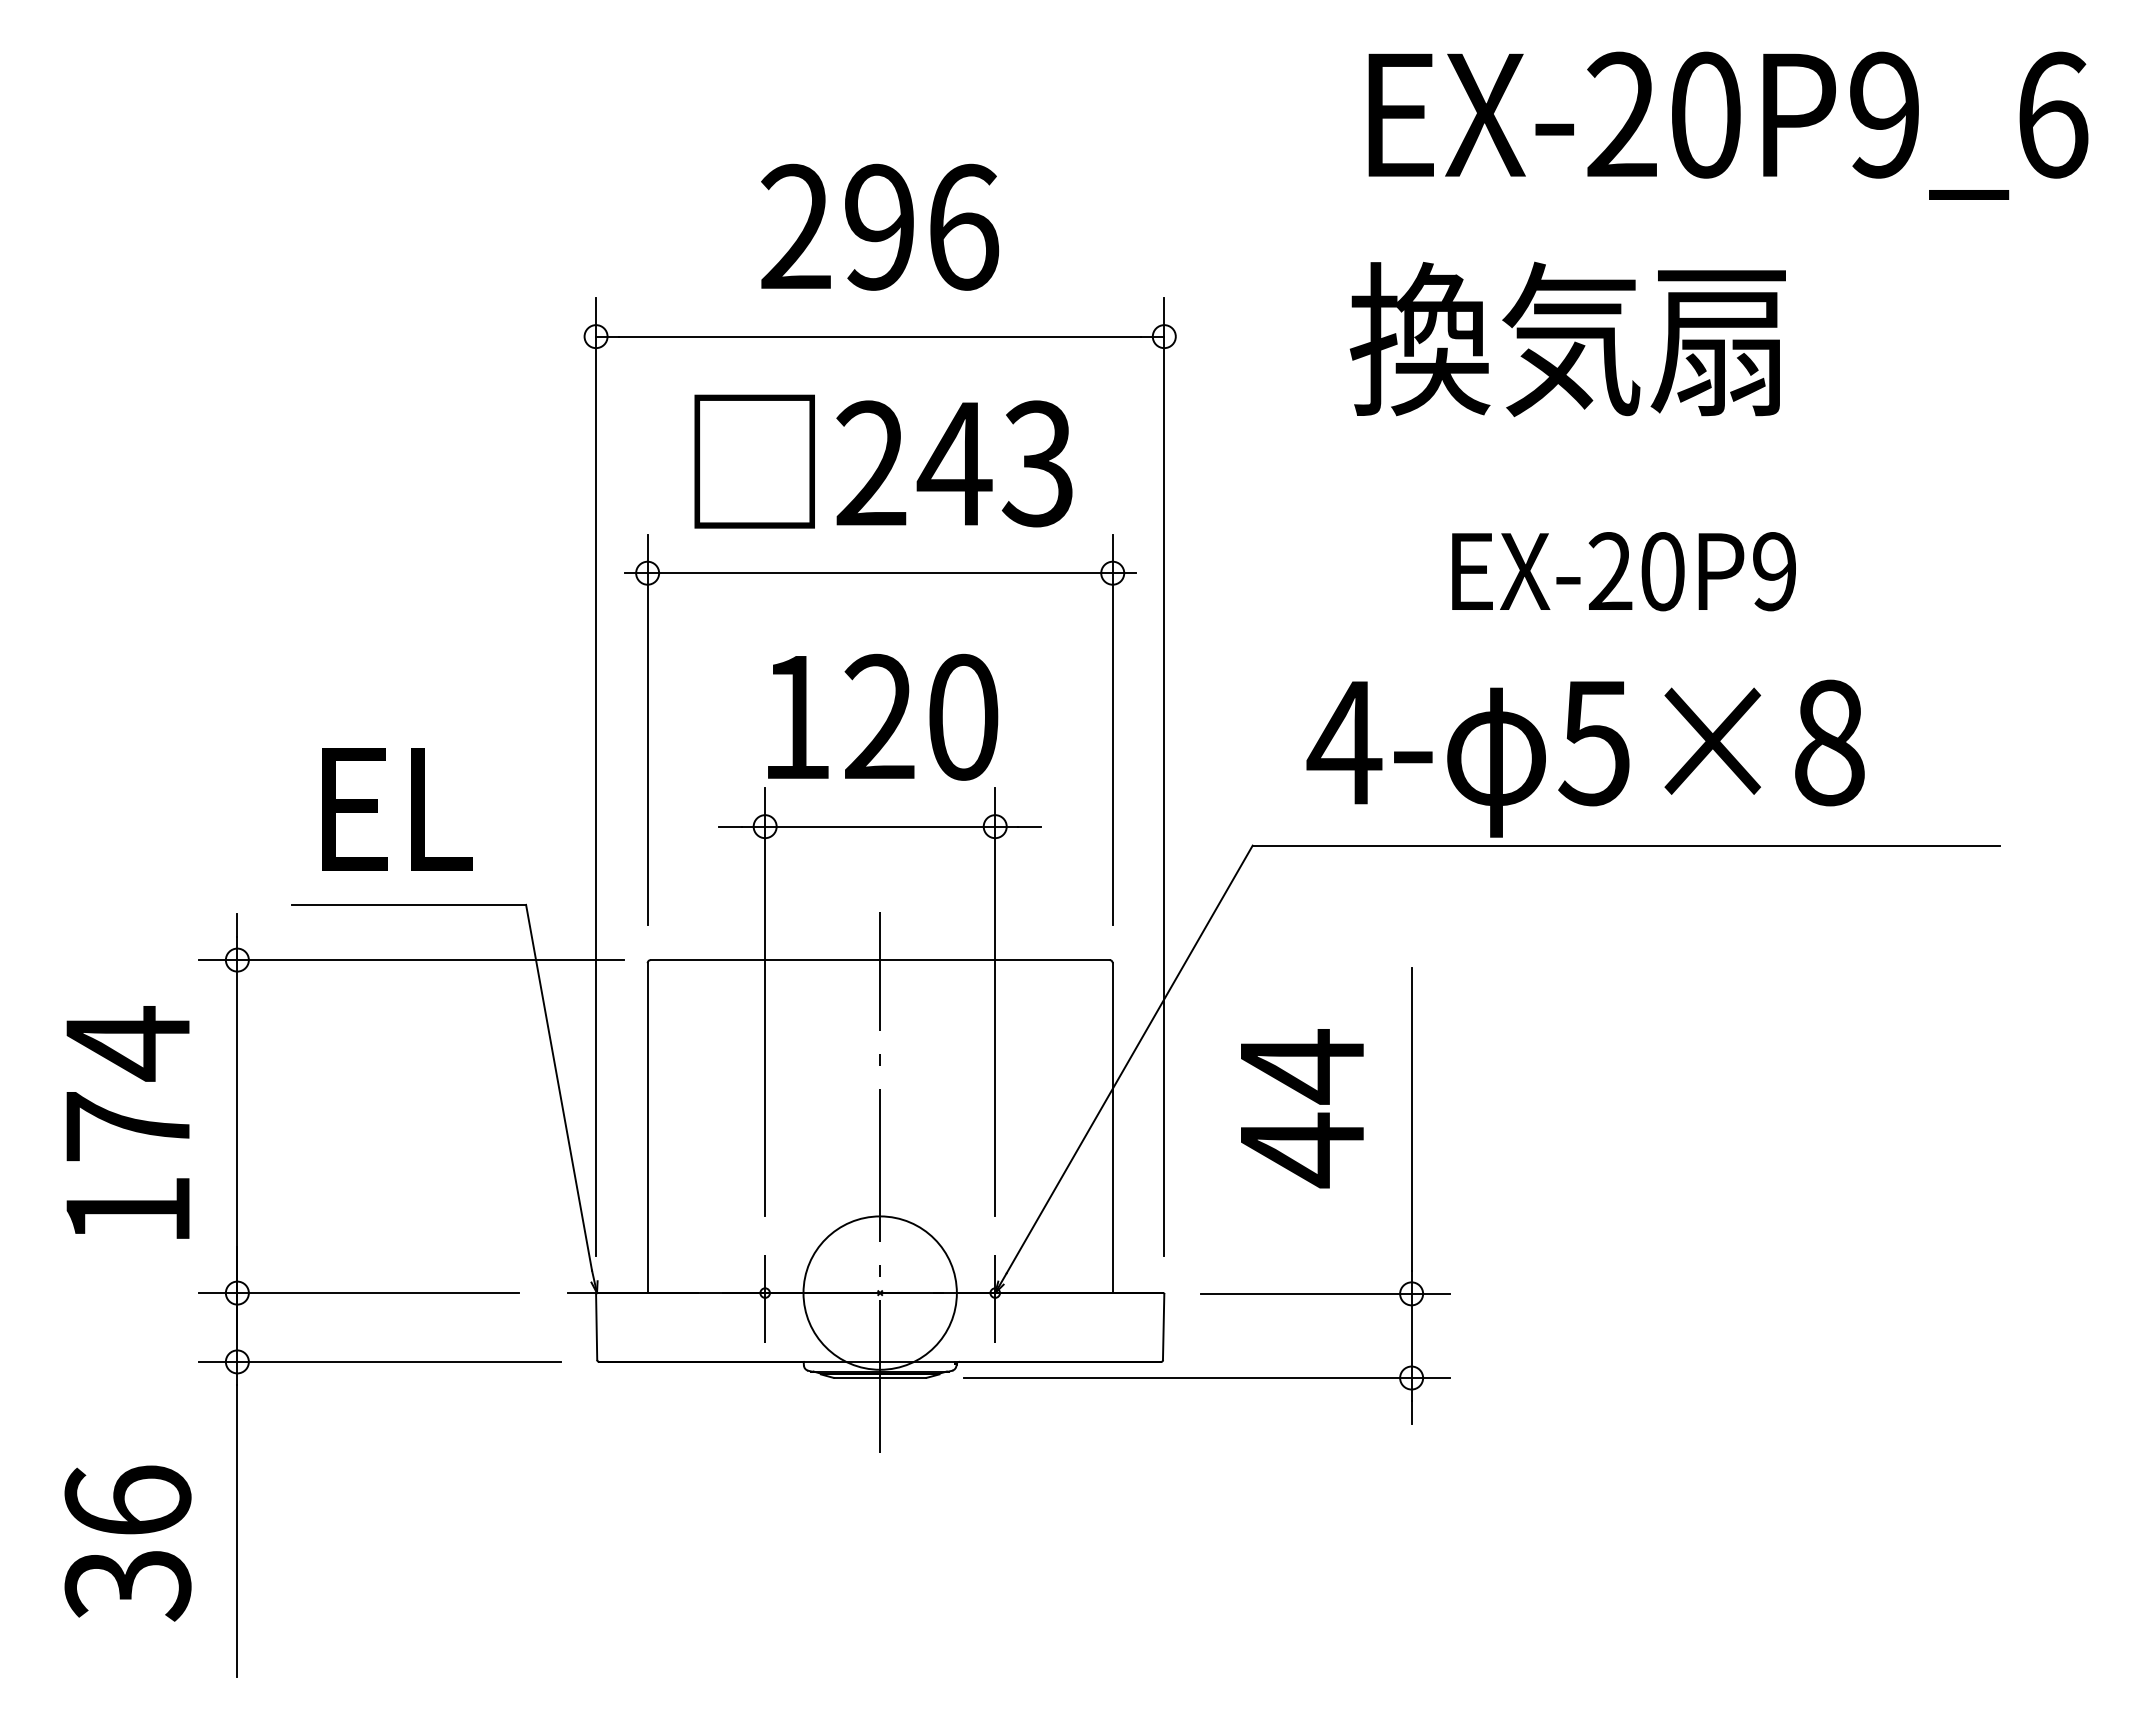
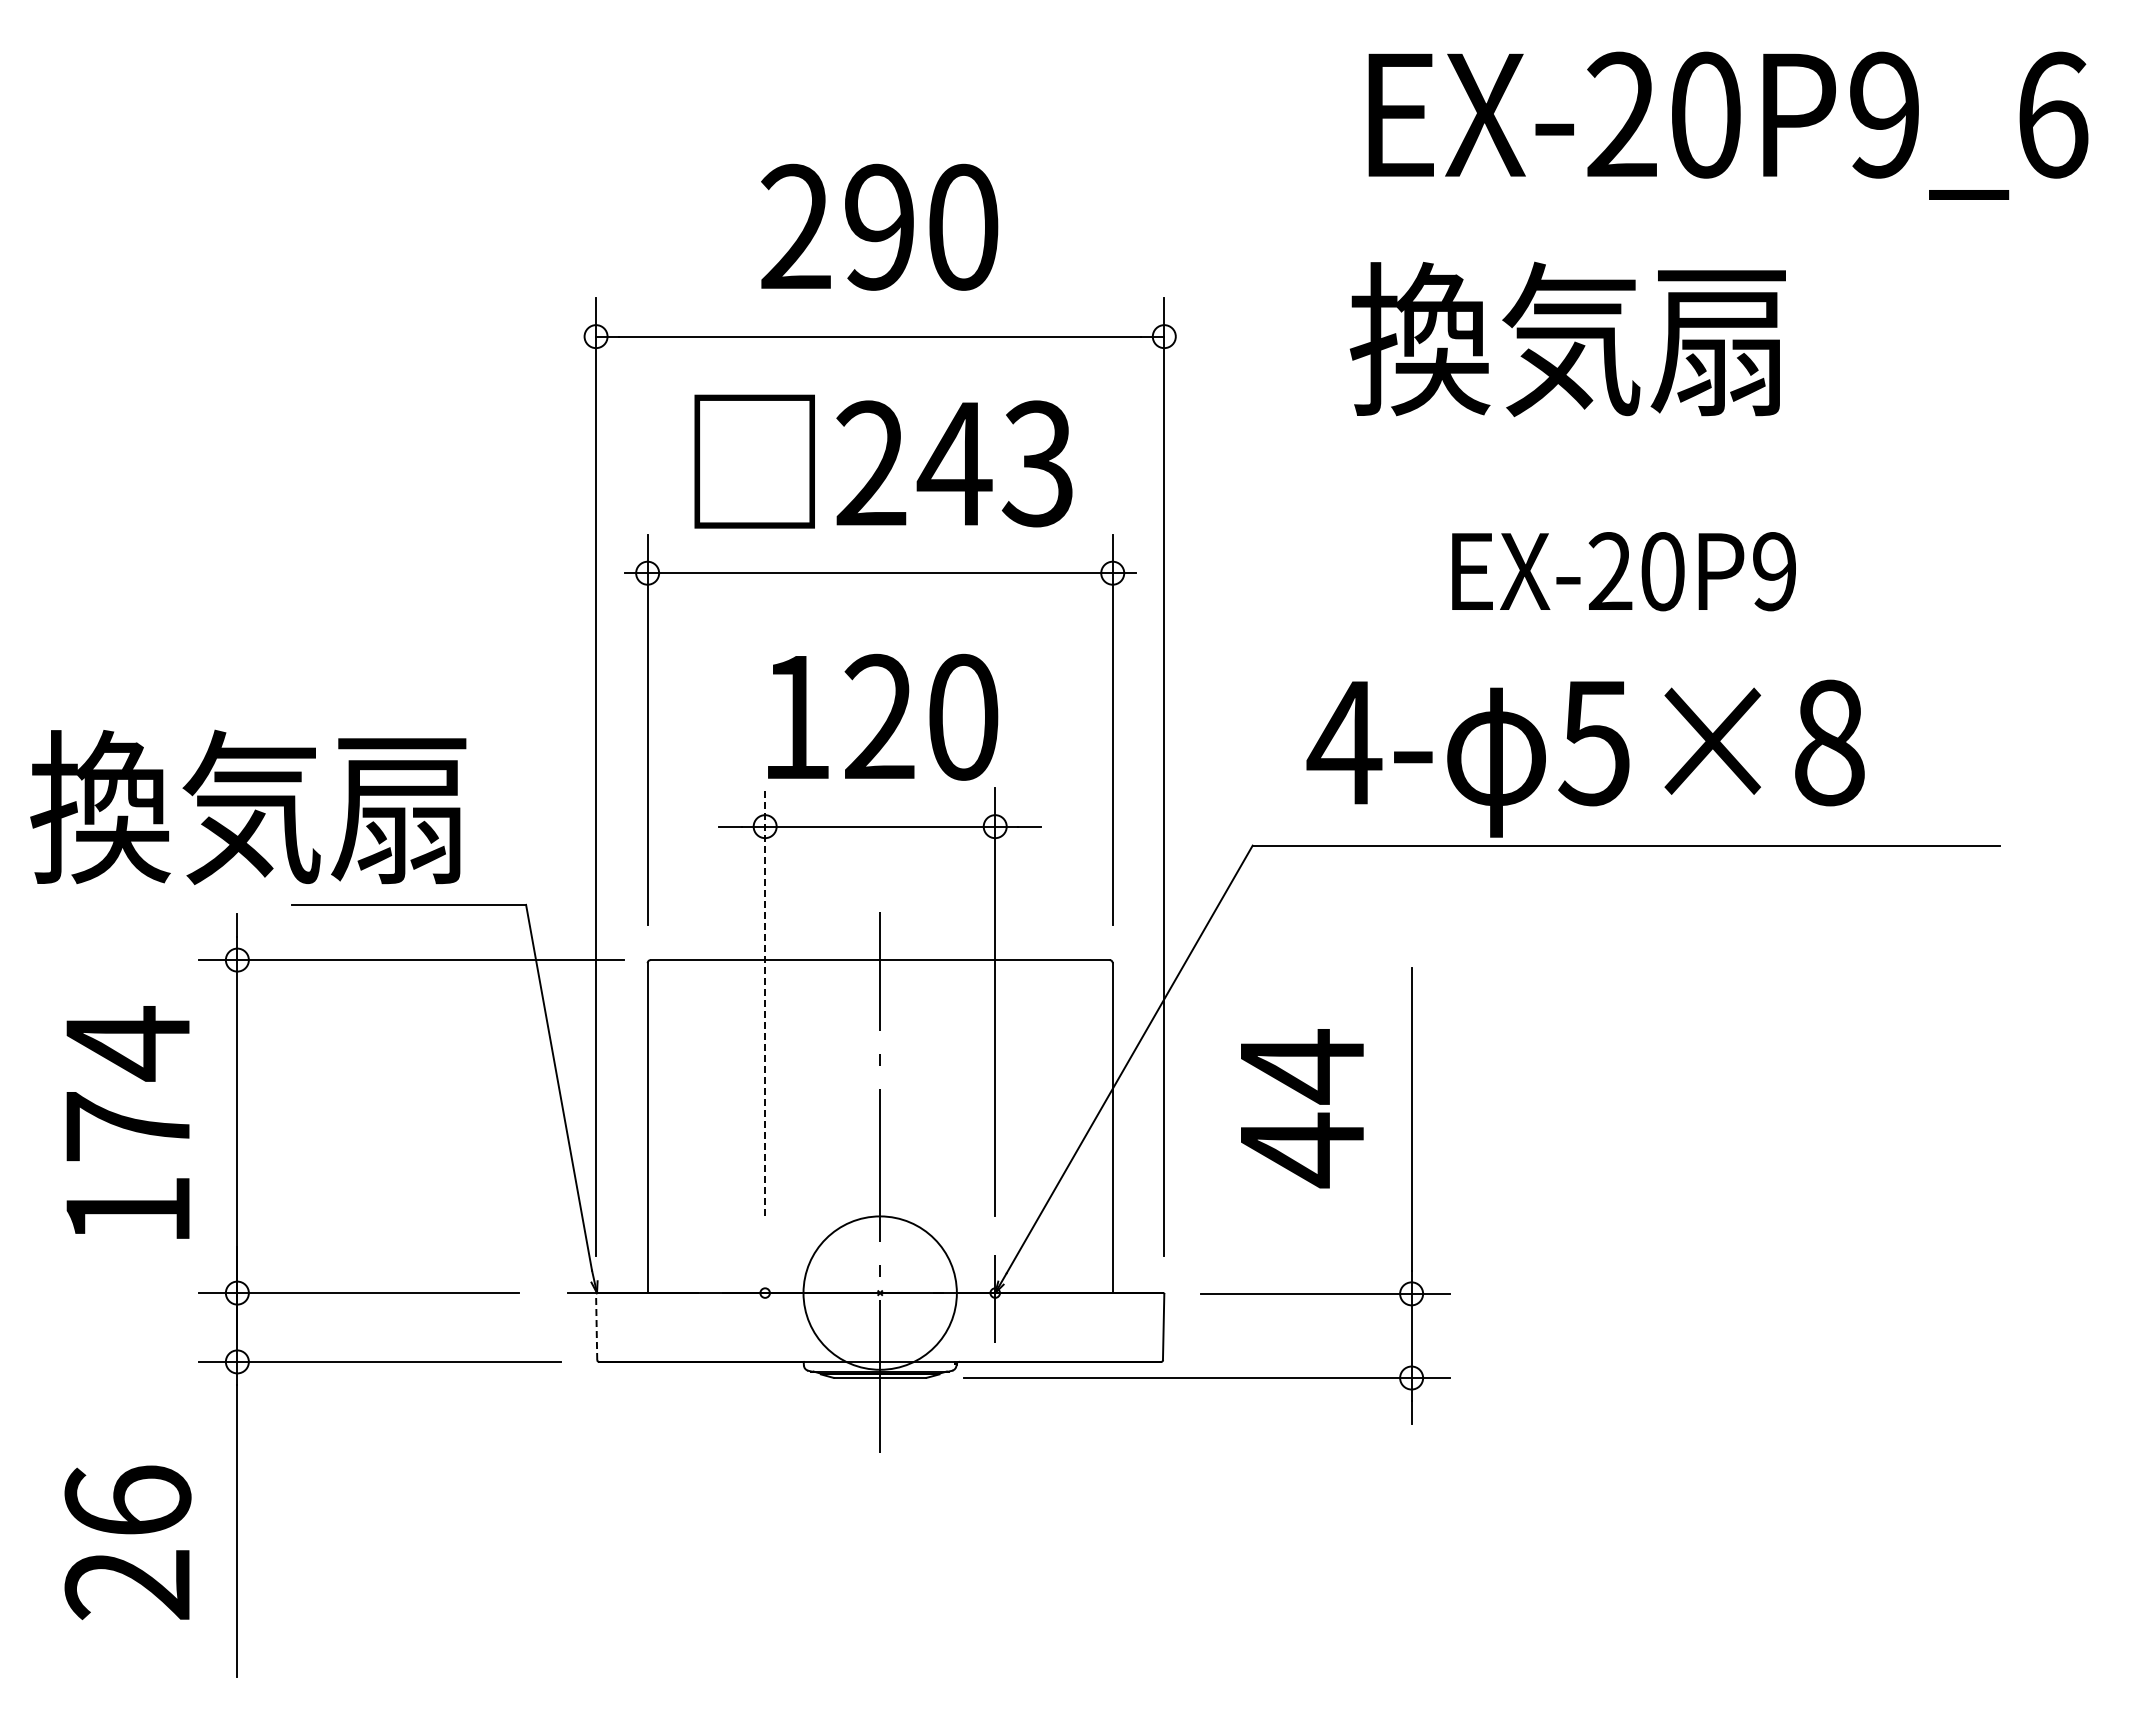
text: 296 -> 290 (964, 226)
text: EL -> 換気扇 (251, 807)
line: solid -> dashed (765, 1001)
line: present -> none (765, 1298)
line: solid -> dashed (596, 1327)
text: 36 -> 26 (127, 1585)
